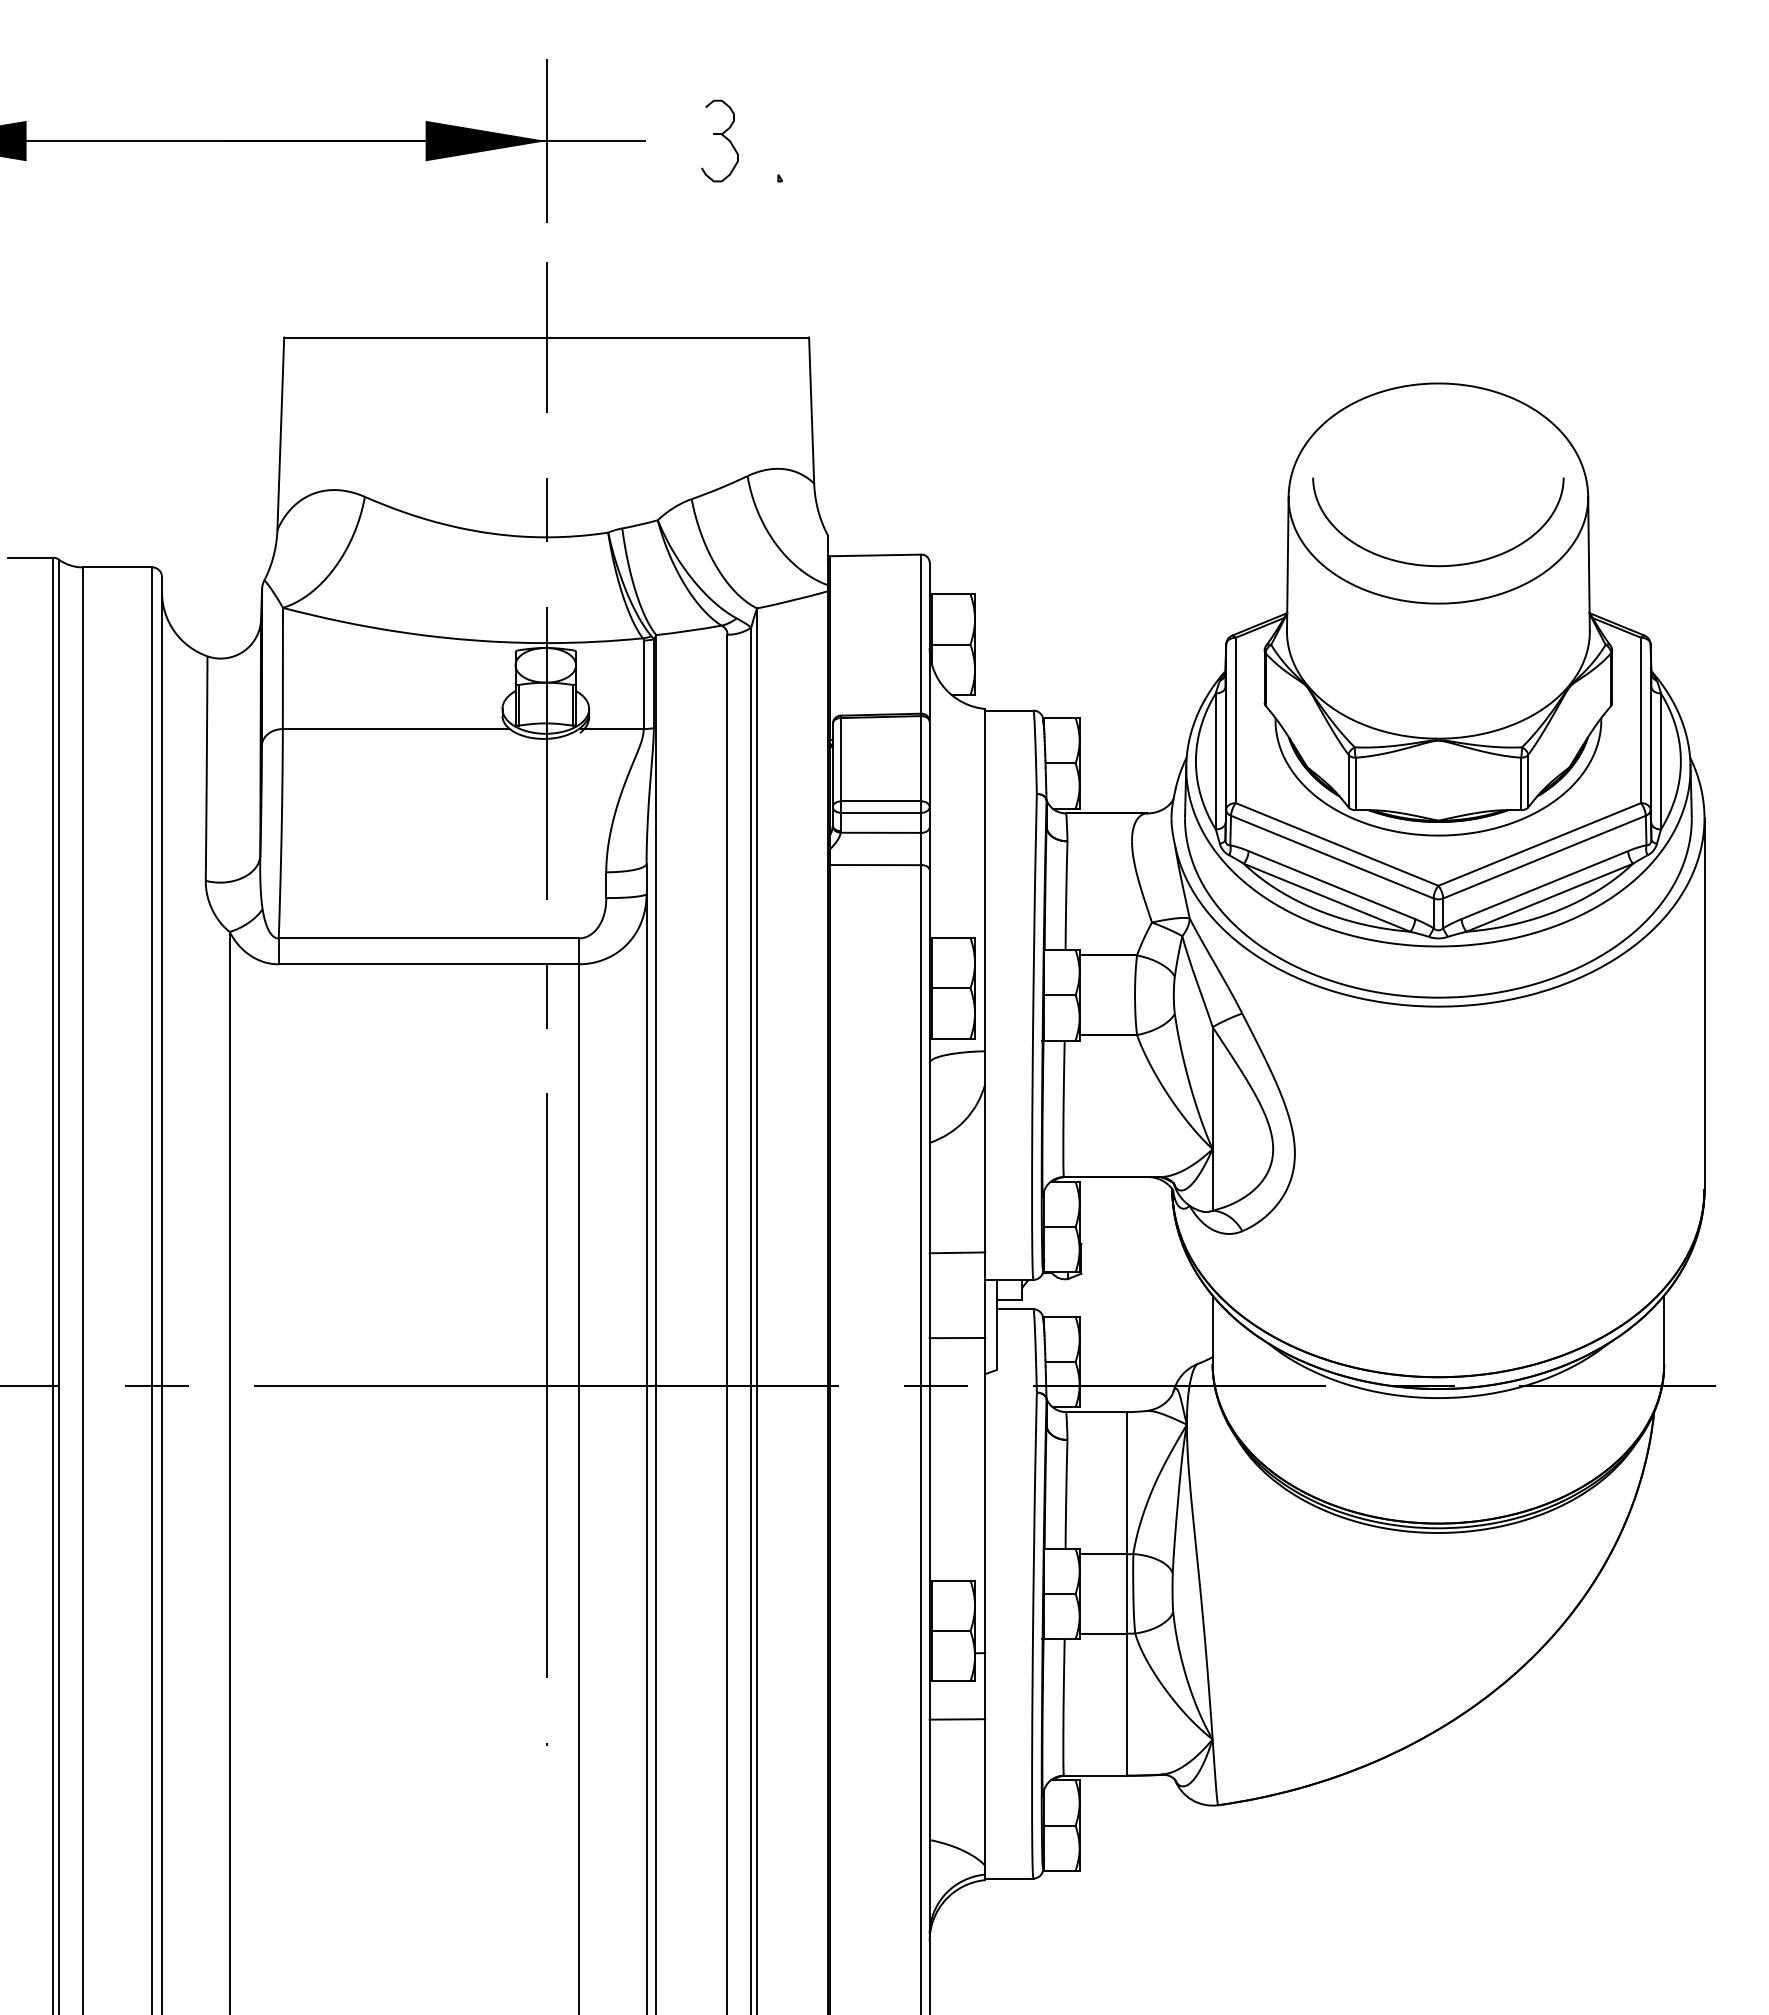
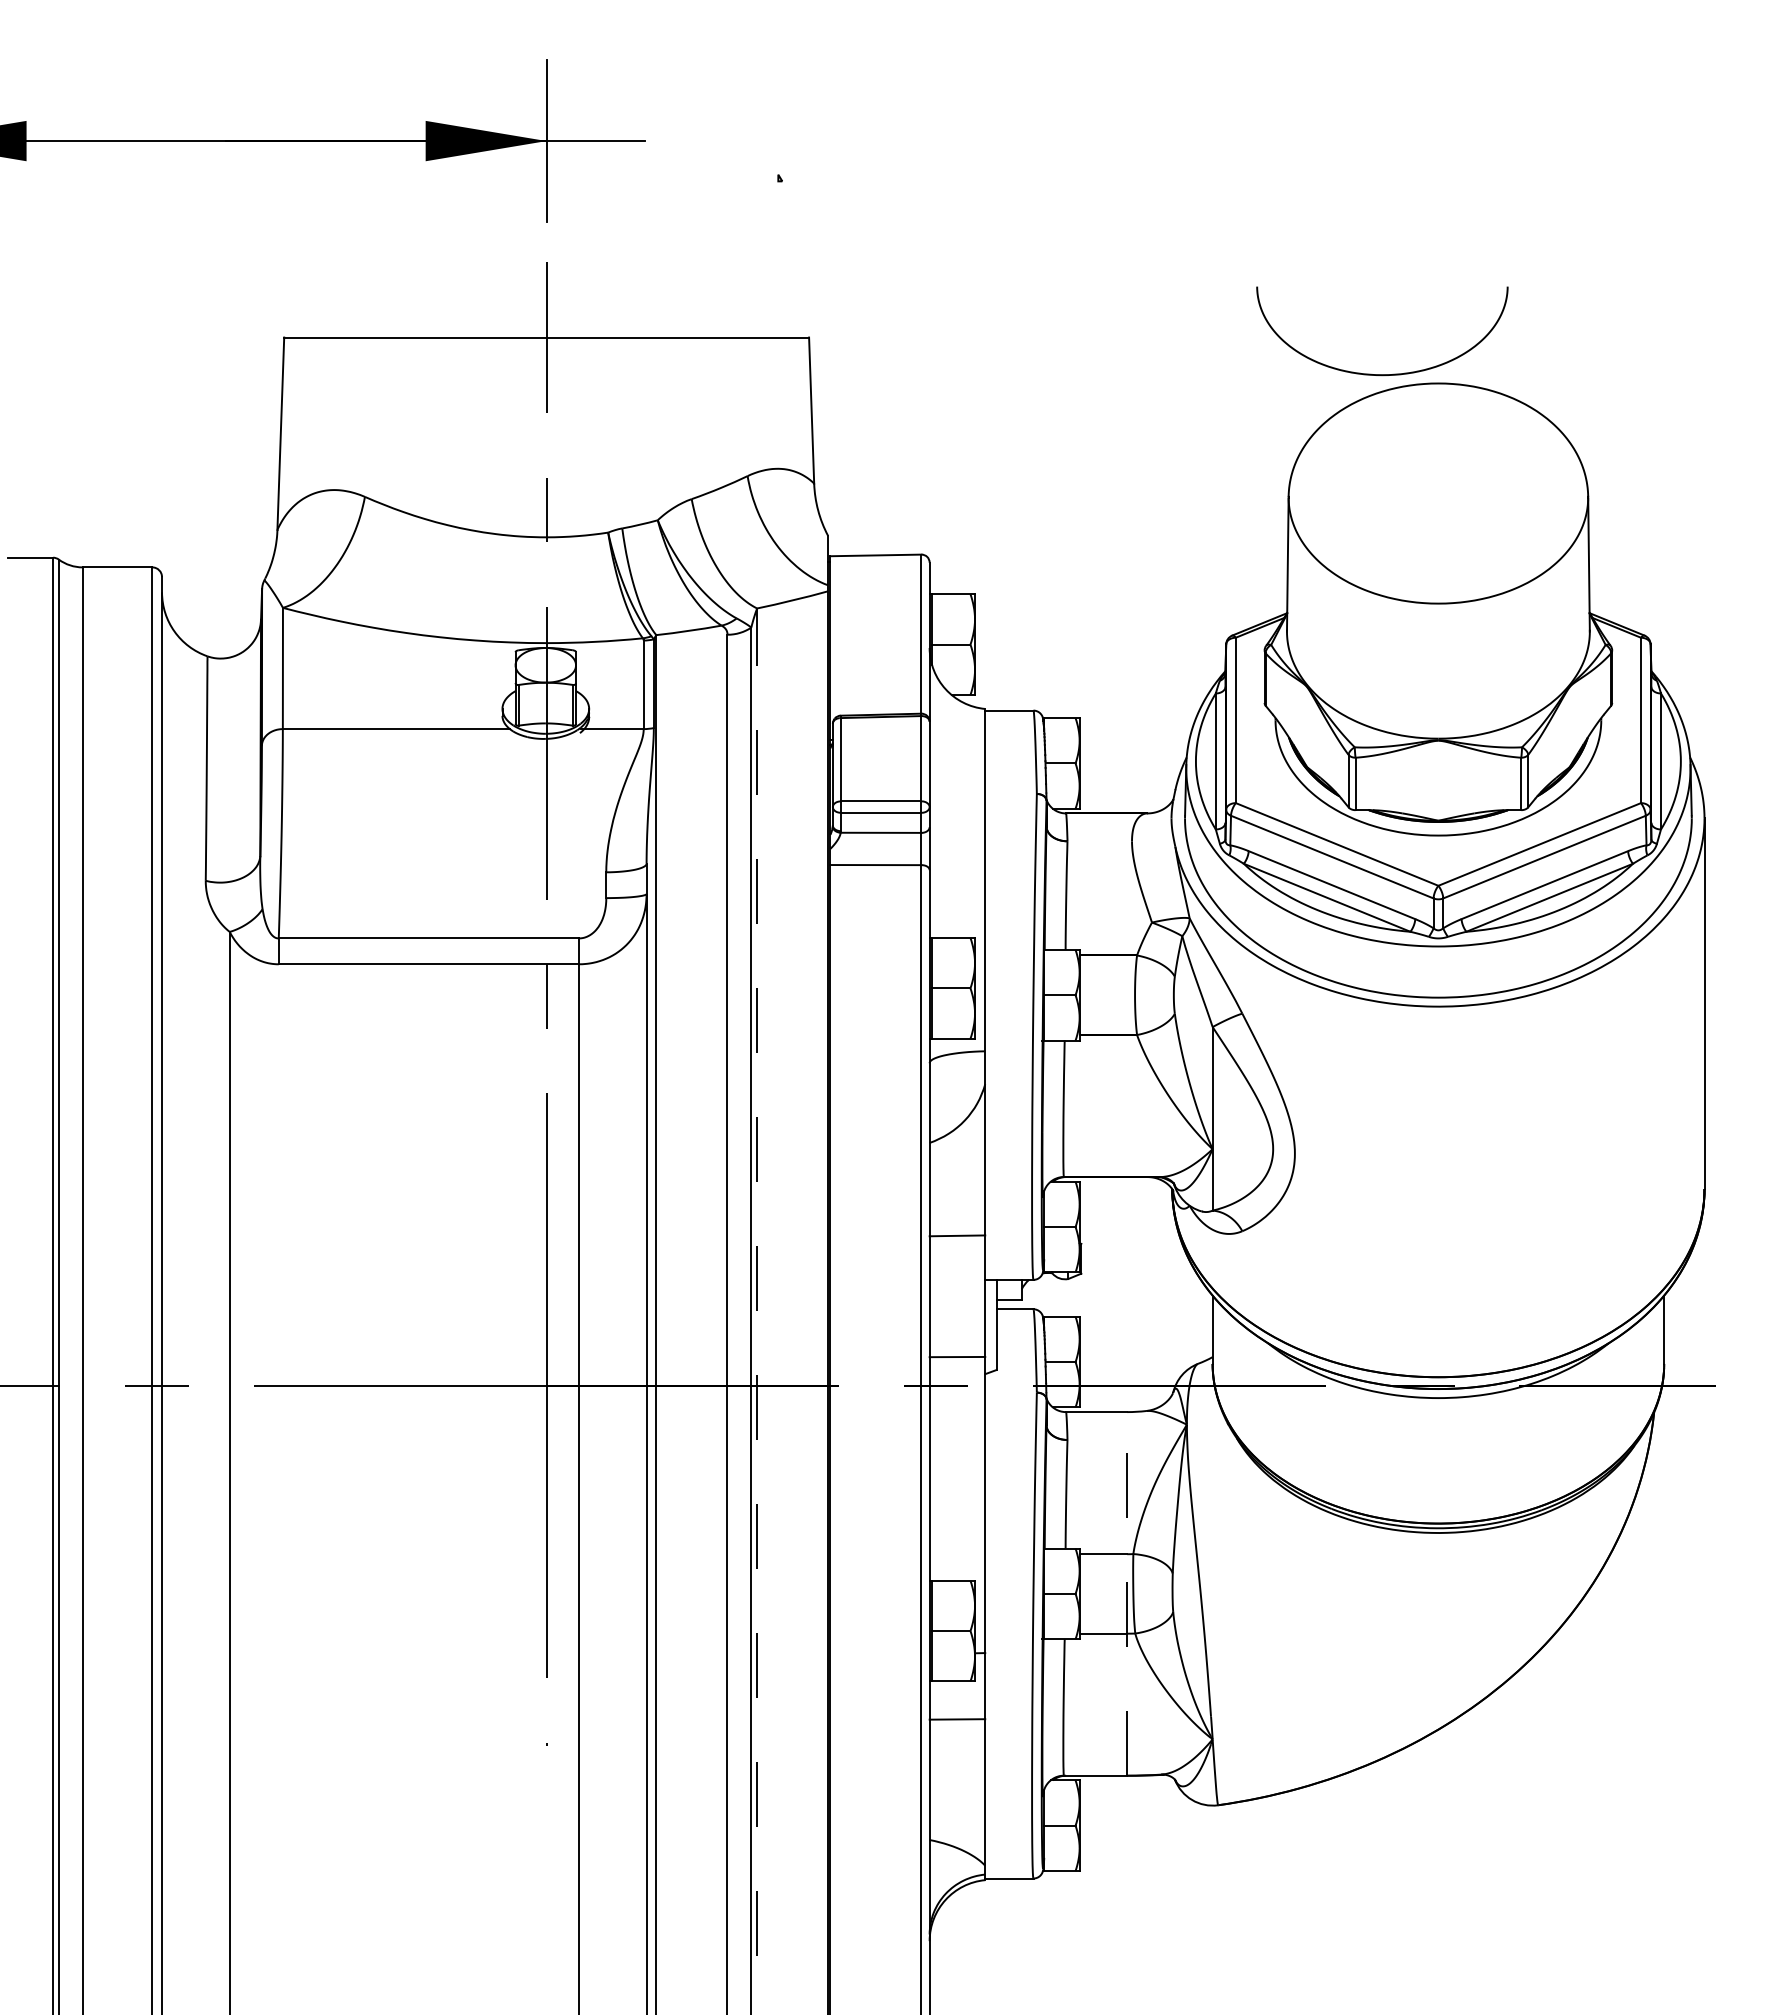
part: present -> none (719, 140)
curve position: (1438, 565) -> (1382, 374) (1382, 374)
line position: (957, 1252) -> (957, 1235) (957, 1235)
line: solid -> dashed (757, 1311)
line position: (957, 1337) -> (957, 1356) (957, 1356)
line: solid -> dashed (1127, 1593)
